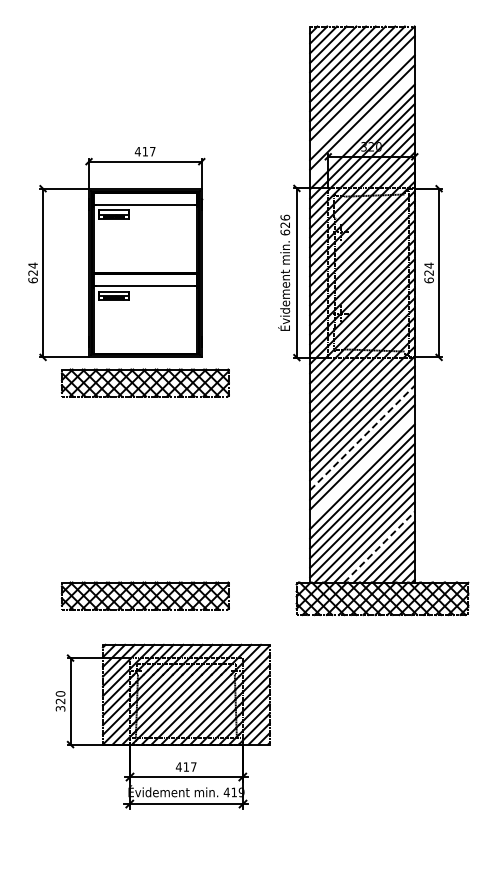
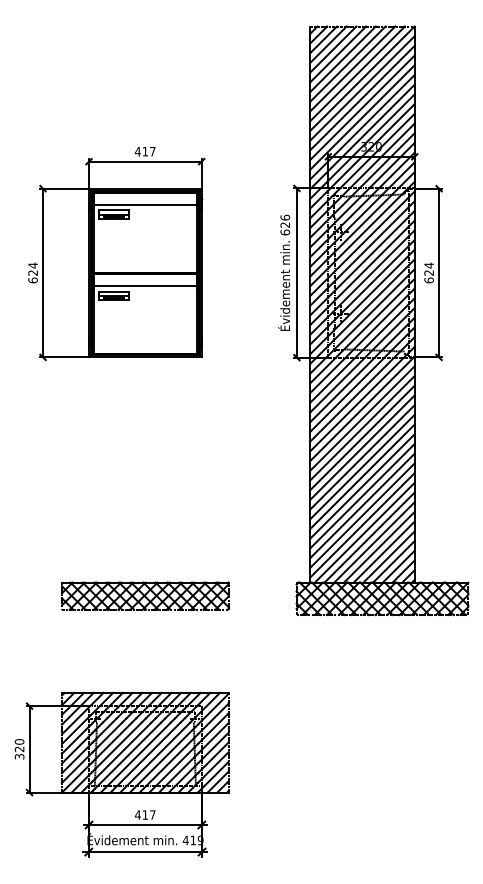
line: none -> present (362, 97)
line: none -> present (362, 126)
part: present -> none (144, 382)
line: dashed -> solid (362, 437)
line: none -> present (362, 466)
line: dashed -> solid (379, 547)
part position: (162, 726) -> (121, 774) (121, 774)
